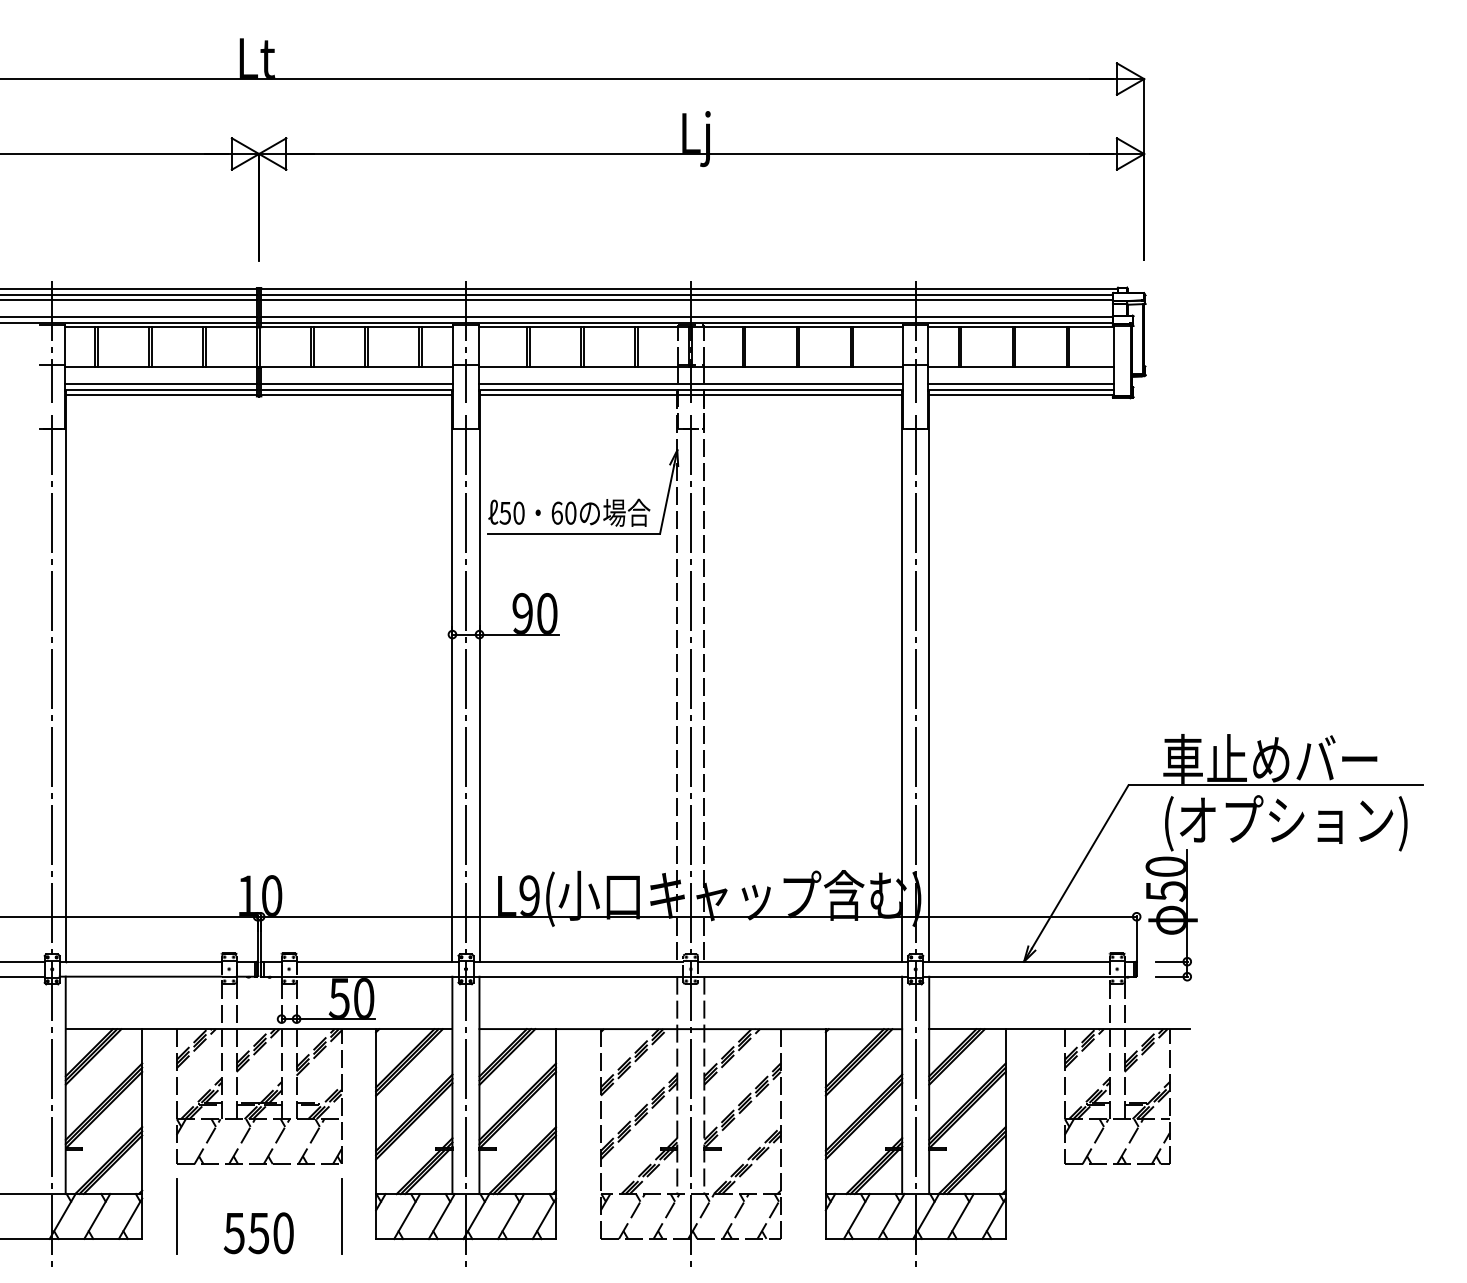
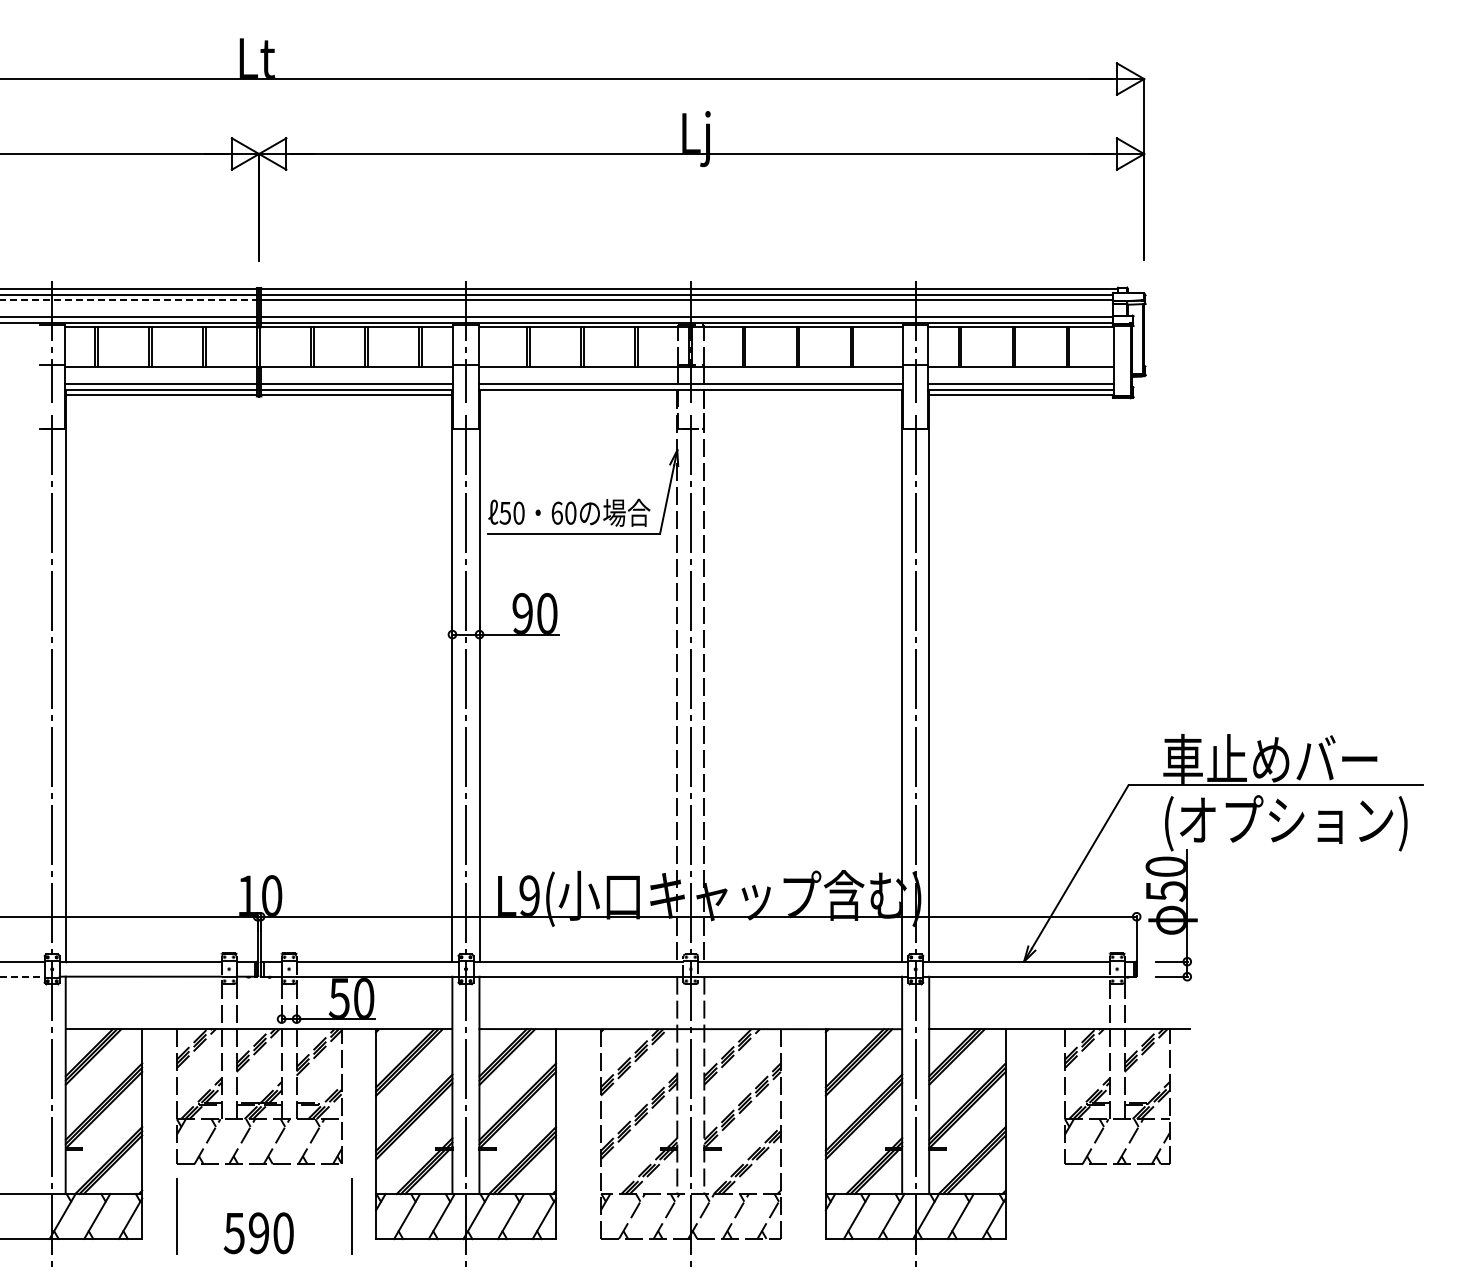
line: solid -> dashed (128, 300)
line: present -> none (690, 395)
line: solid -> dashed (22, 976)
line position: (341, 1216) -> (351, 1216) (351, 1216)
text: 550 -> 590 (258, 1233)
